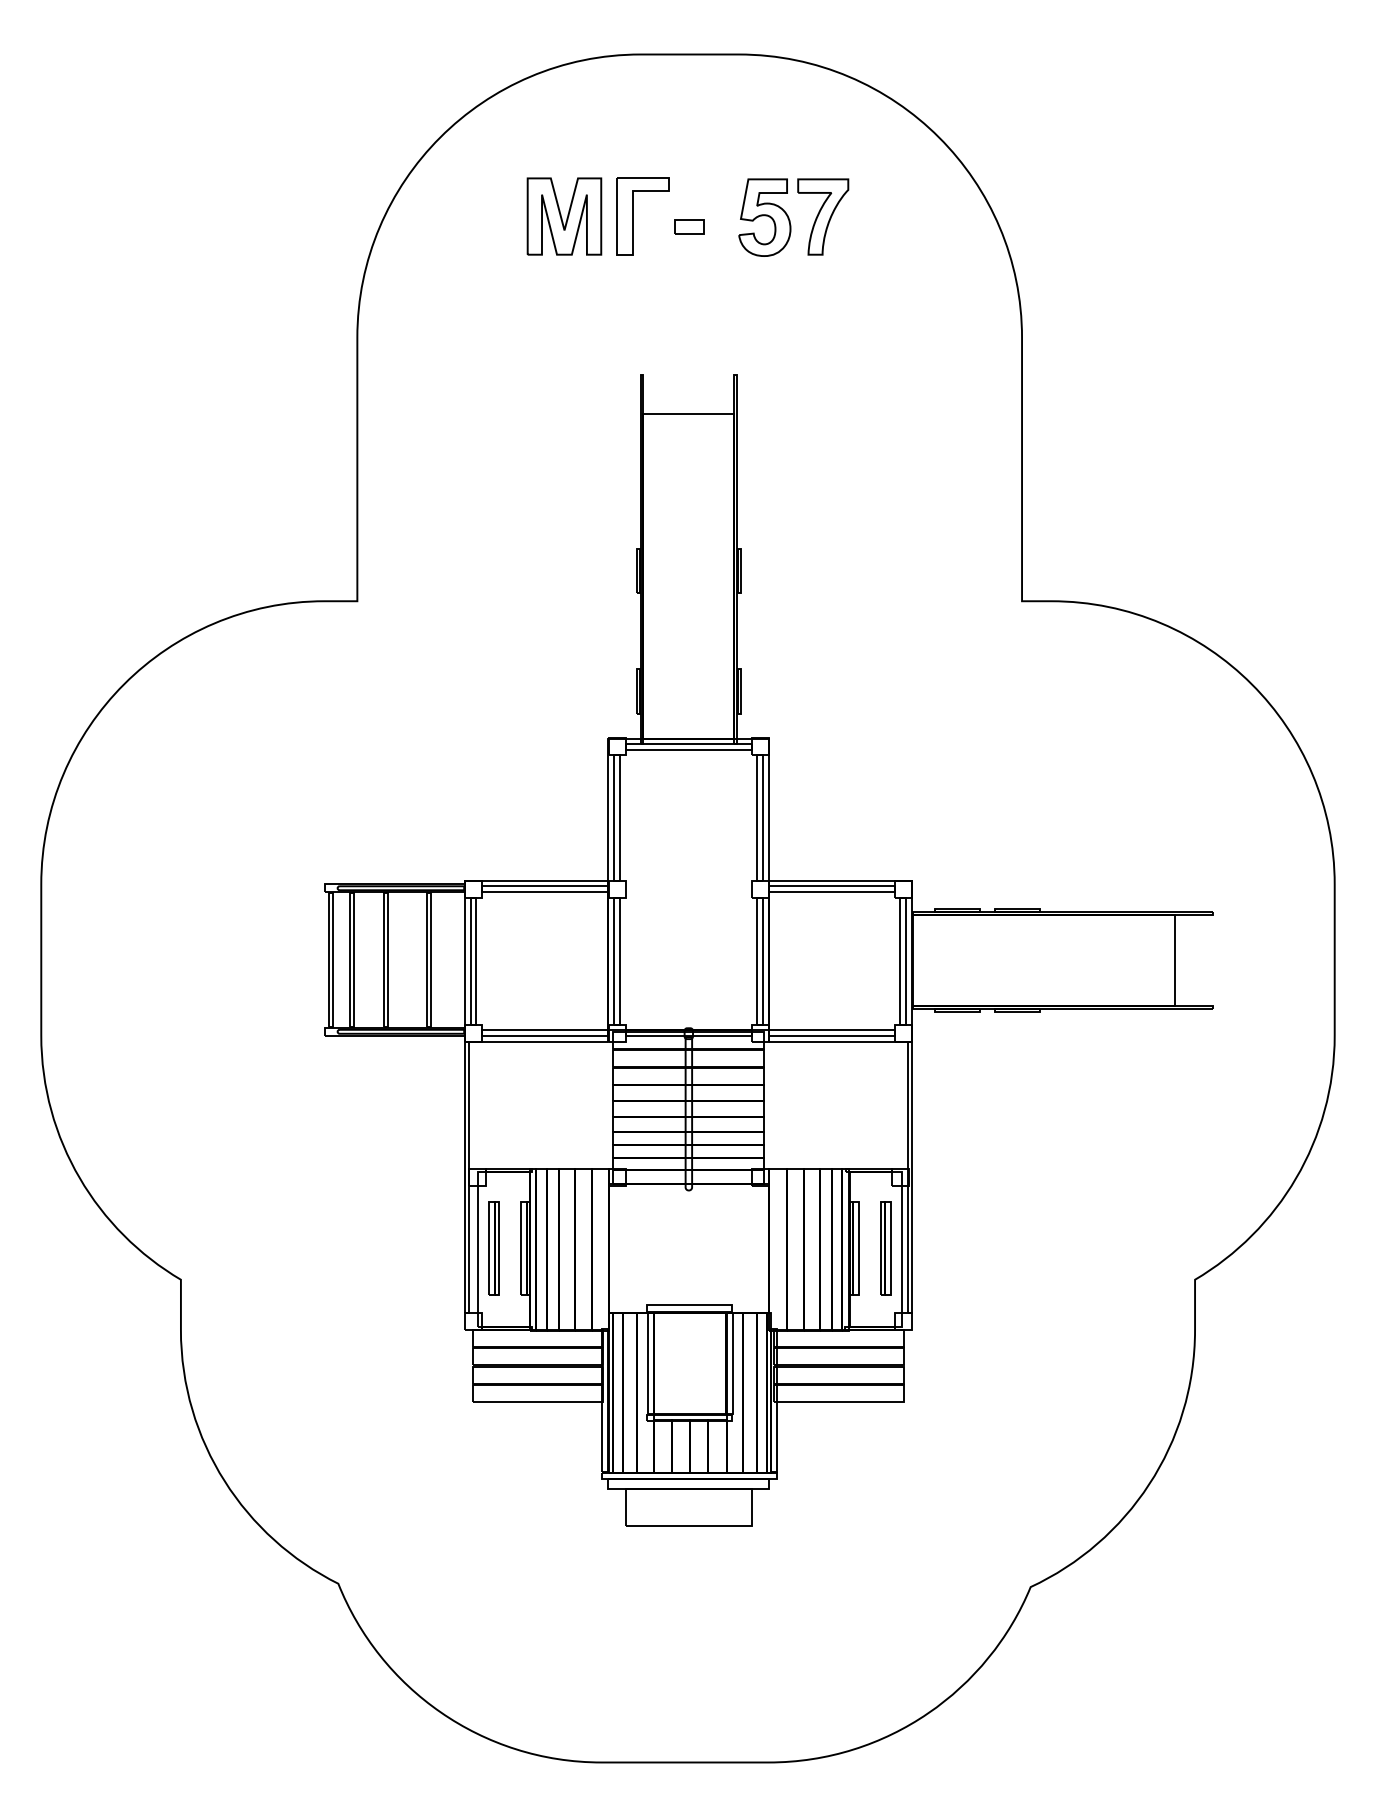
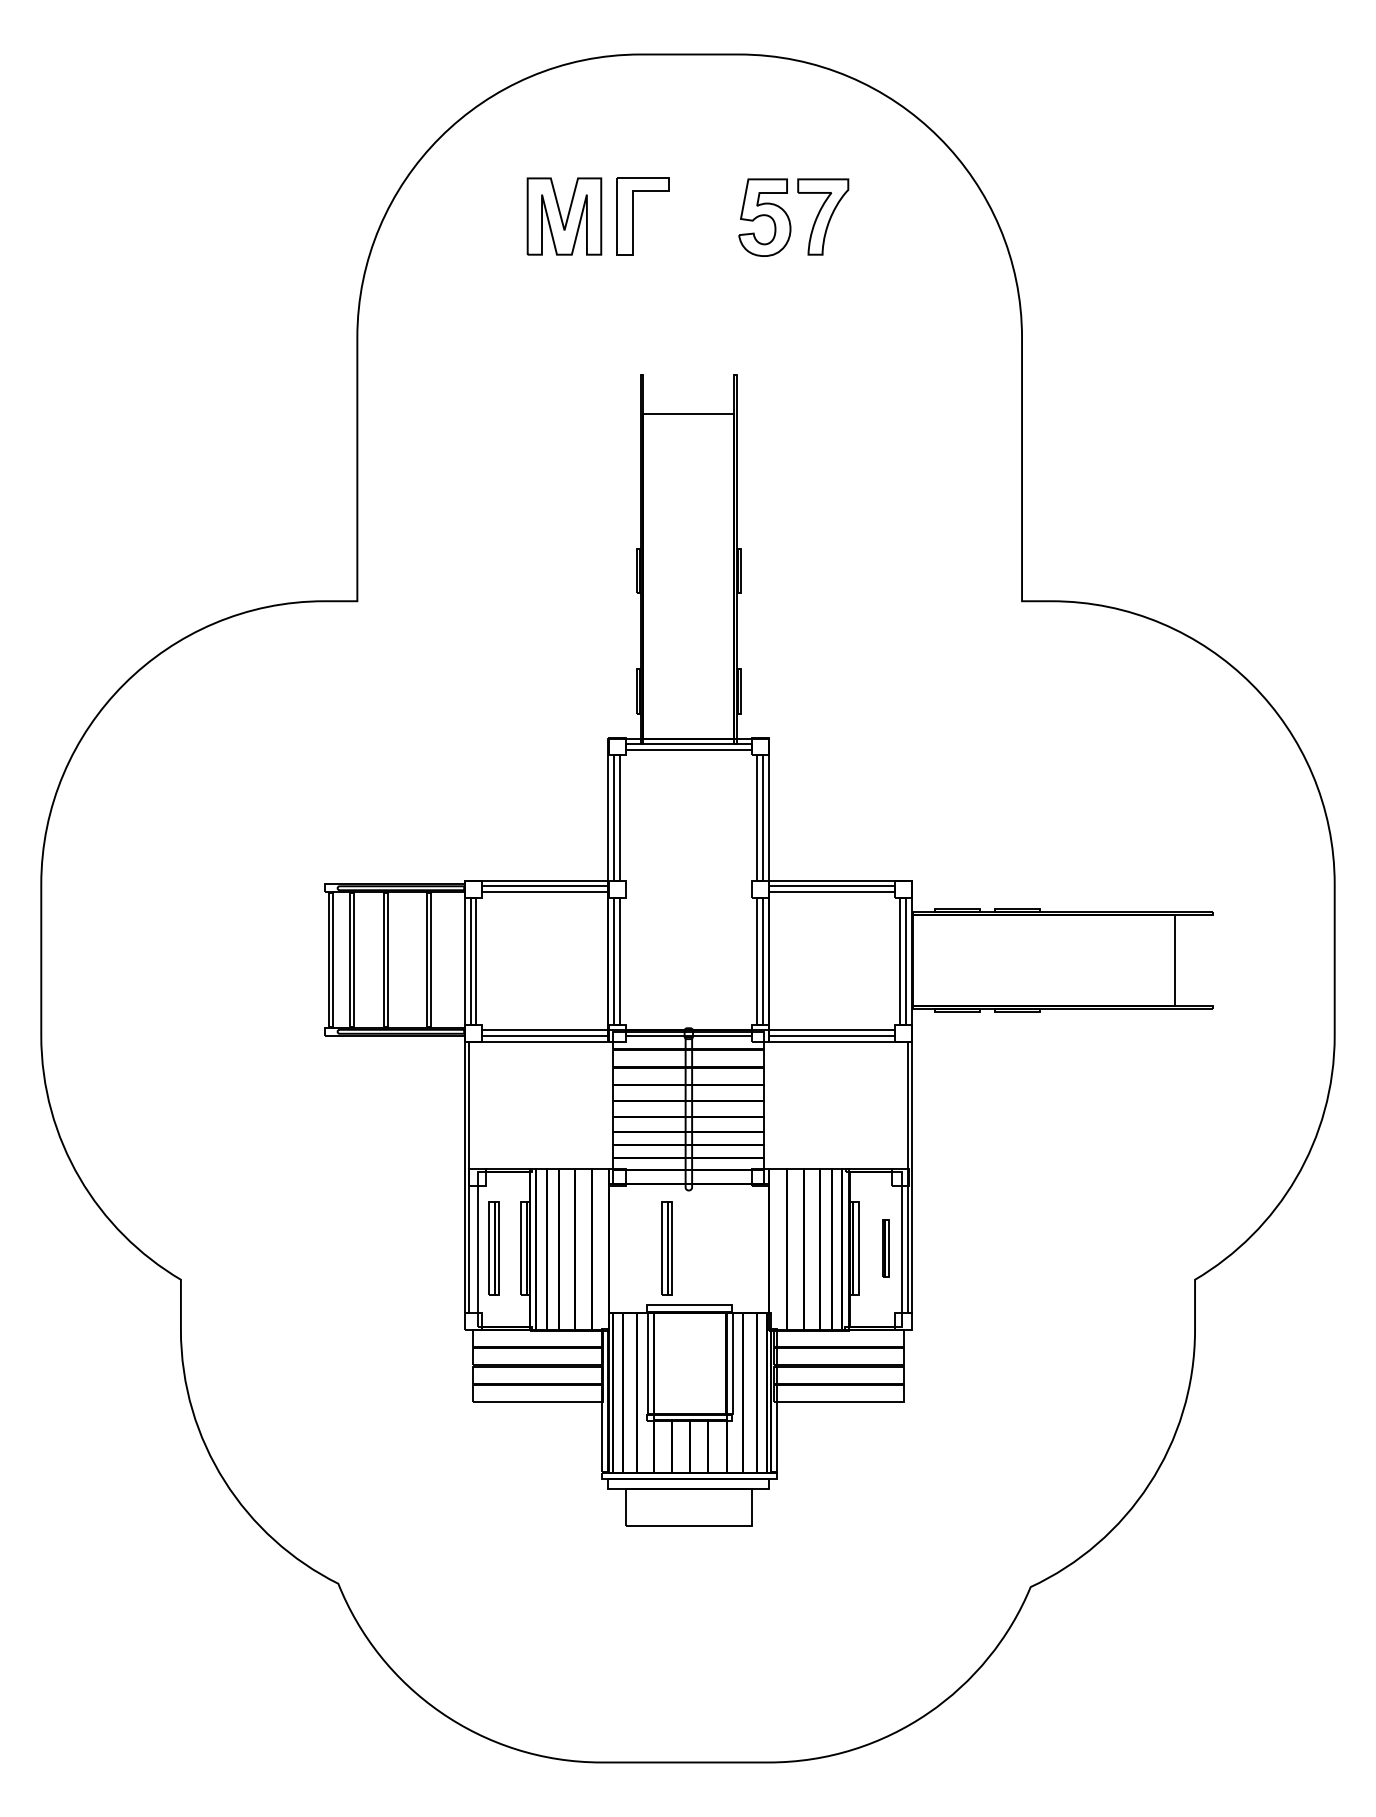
part: present -> none (689, 226)
part: none -> present (666, 1248)
part size: 12x95 px -> 8x59 px (885, 1248)
